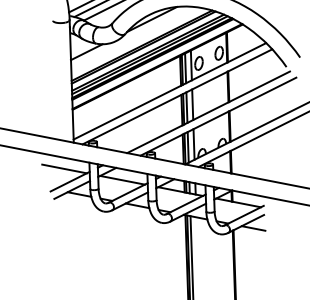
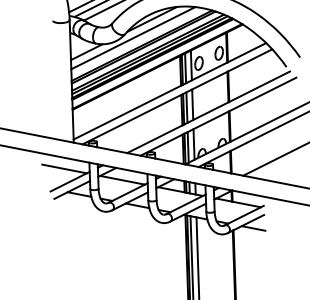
line: none -> present (133, 38)
line: none -> present (274, 159)
line: none -> present (197, 256)
